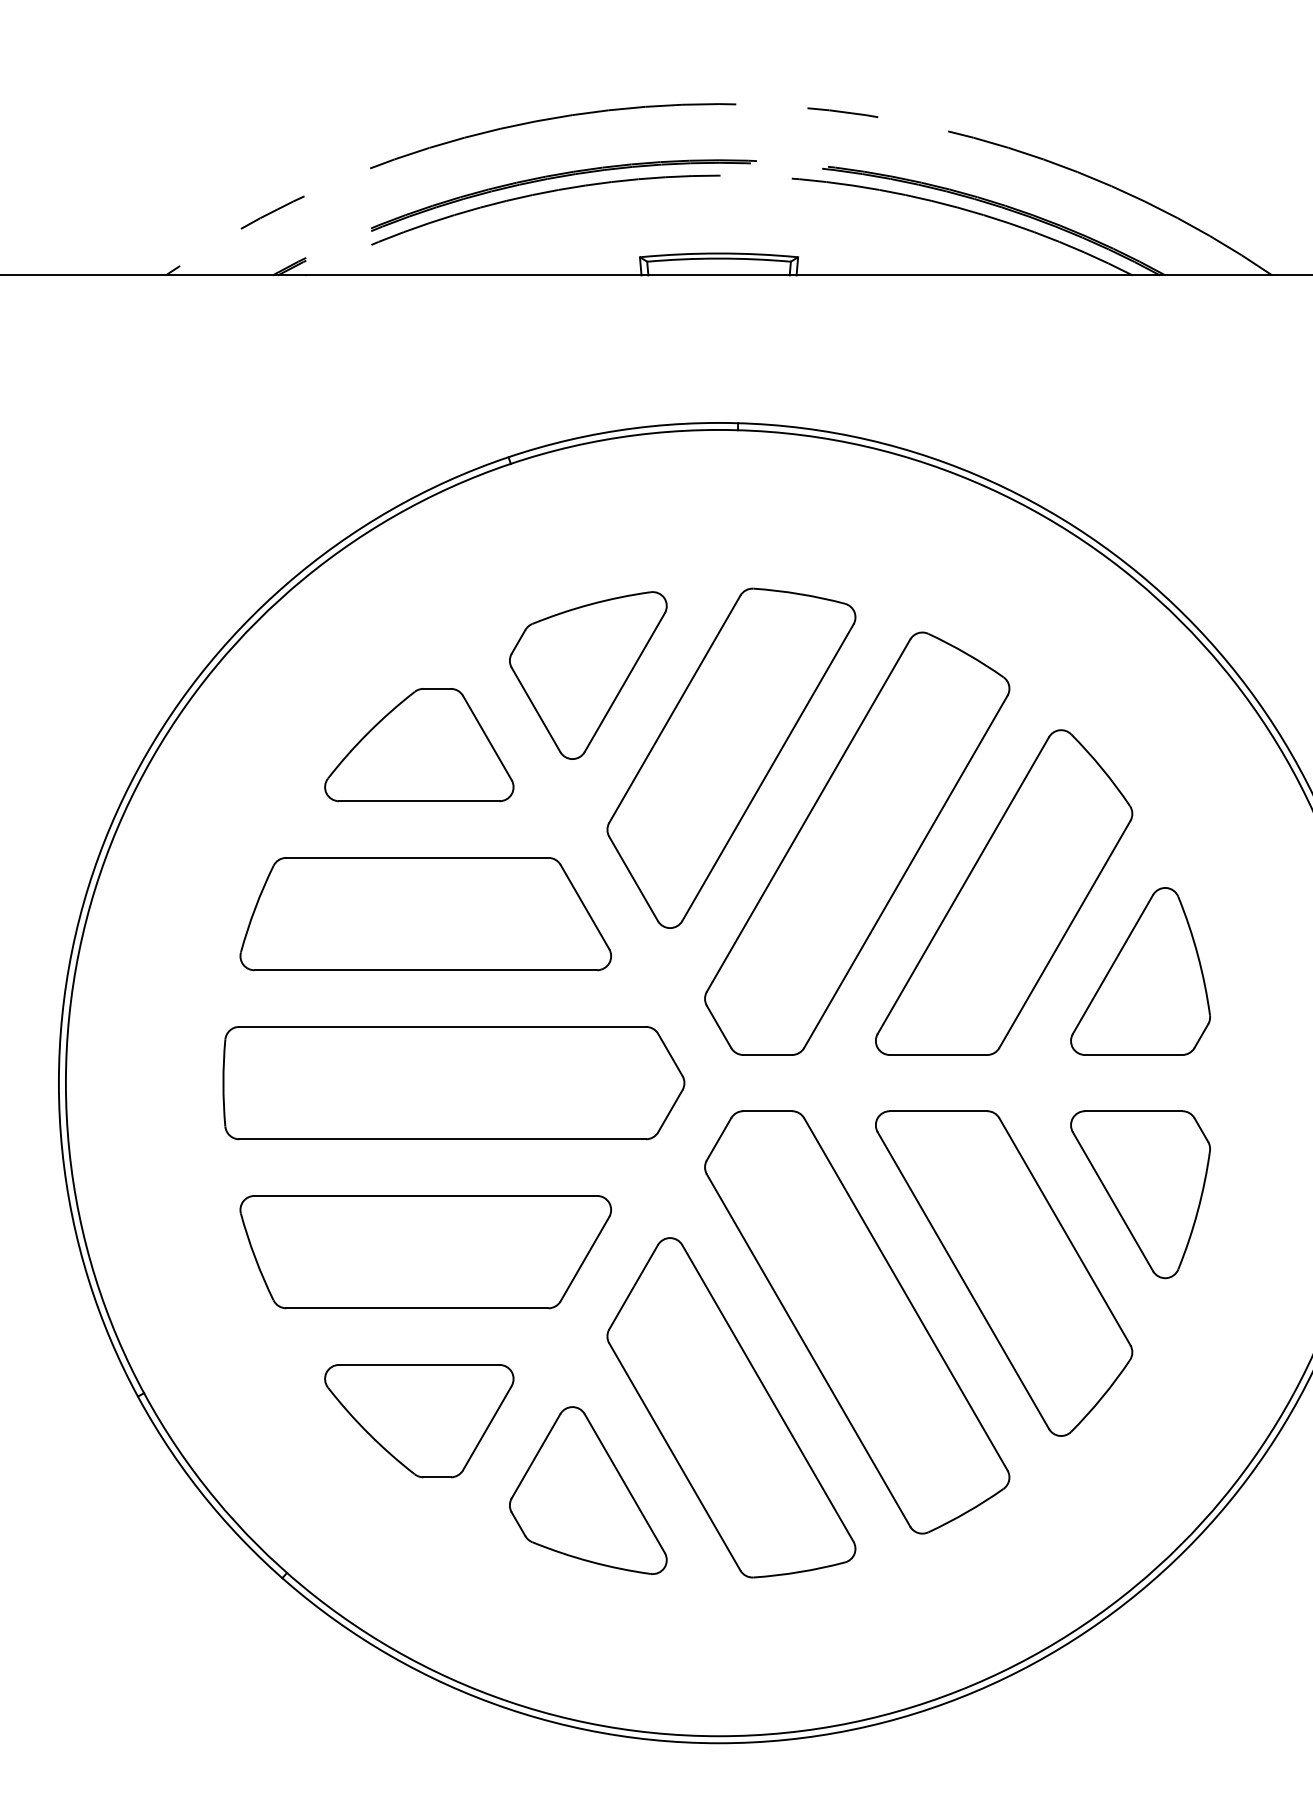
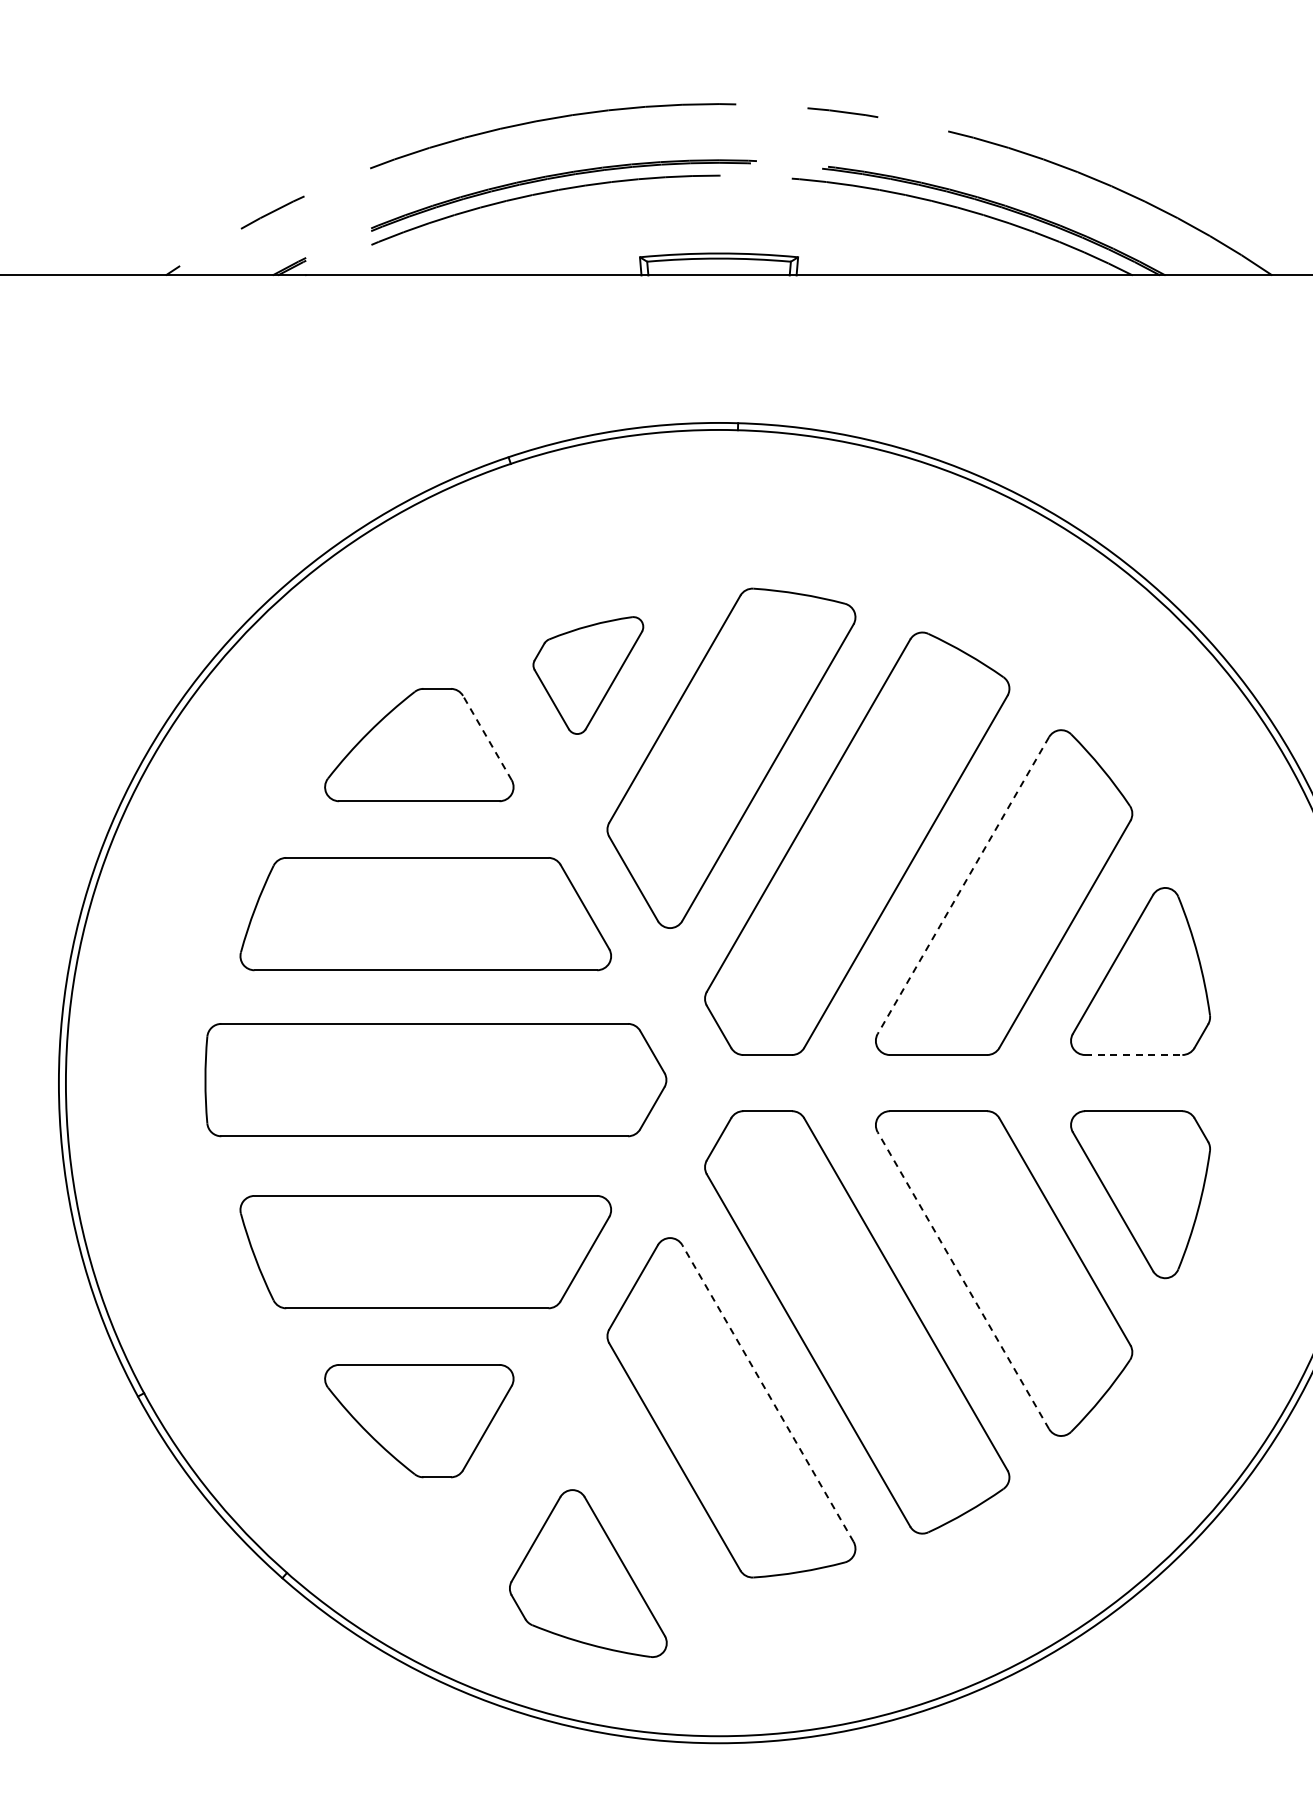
part size: 159x169 px -> 113x119 px (588, 675)
line: solid -> dashed (487, 738)
line: solid -> dashed (963, 886)
line: solid -> dashed (1133, 1055)
part position: (453, 1083) -> (435, 1080) (435, 1080)
line: solid -> dashed (963, 1280)
line: solid -> dashed (767, 1393)
part position: (588, 1490) -> (588, 1573) (588, 1573)
